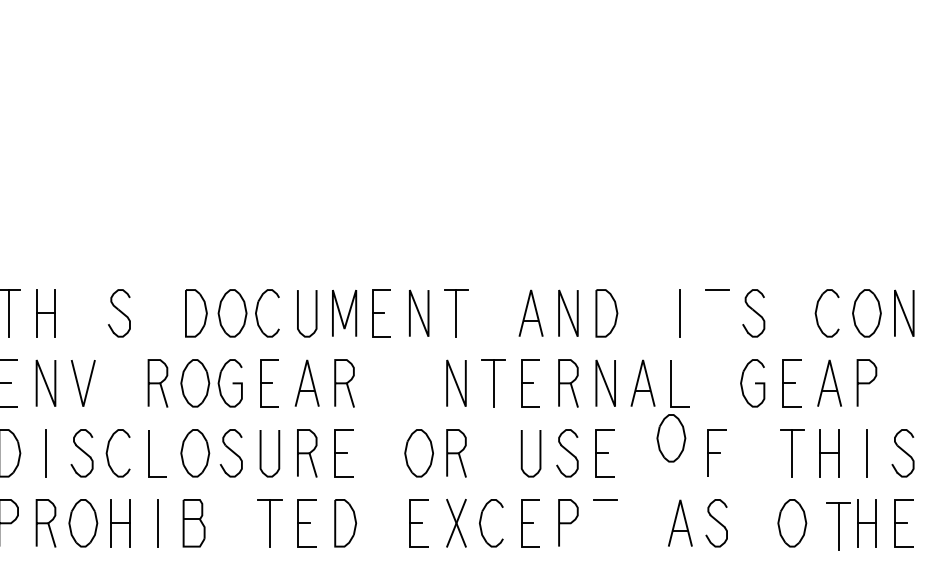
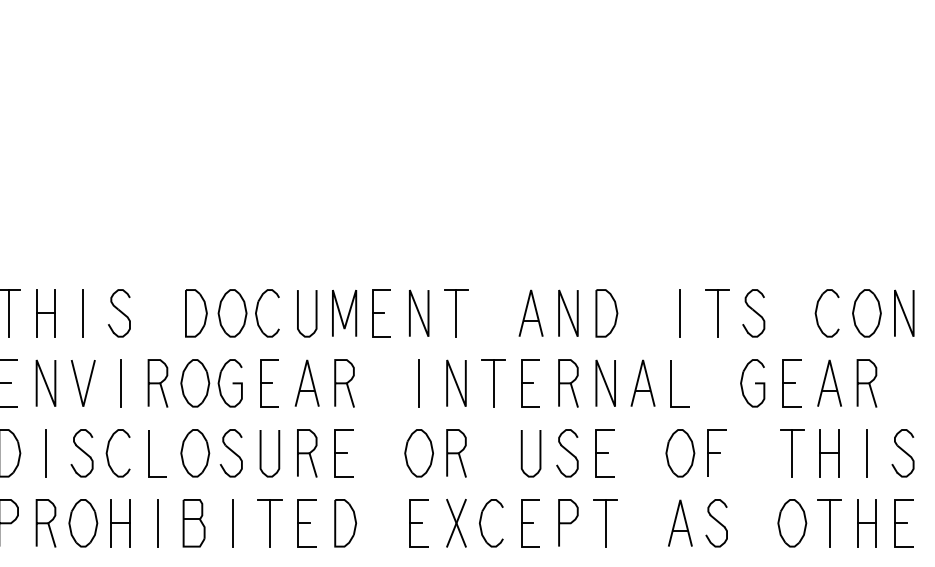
line: none -> present (83, 313)
line: none -> present (717, 313)
line: none -> present (120, 383)
line: none -> present (419, 383)
line: none -> present (872, 394)
part position: (671, 438) -> (680, 453) (680, 453)
line: none -> present (232, 522)
line: none -> present (605, 522)
part position: (838, 526) -> (829, 523) (829, 523)
